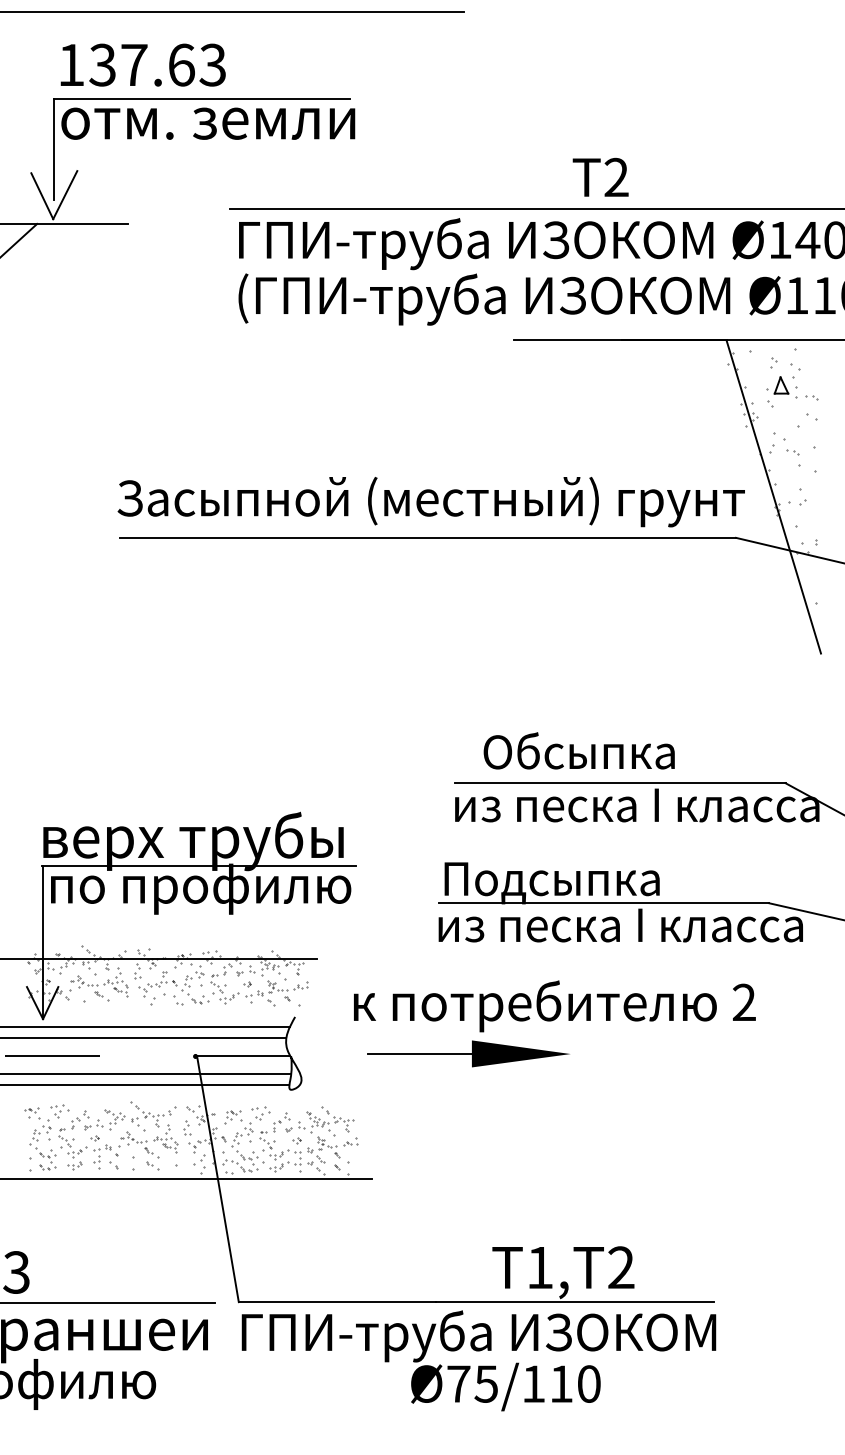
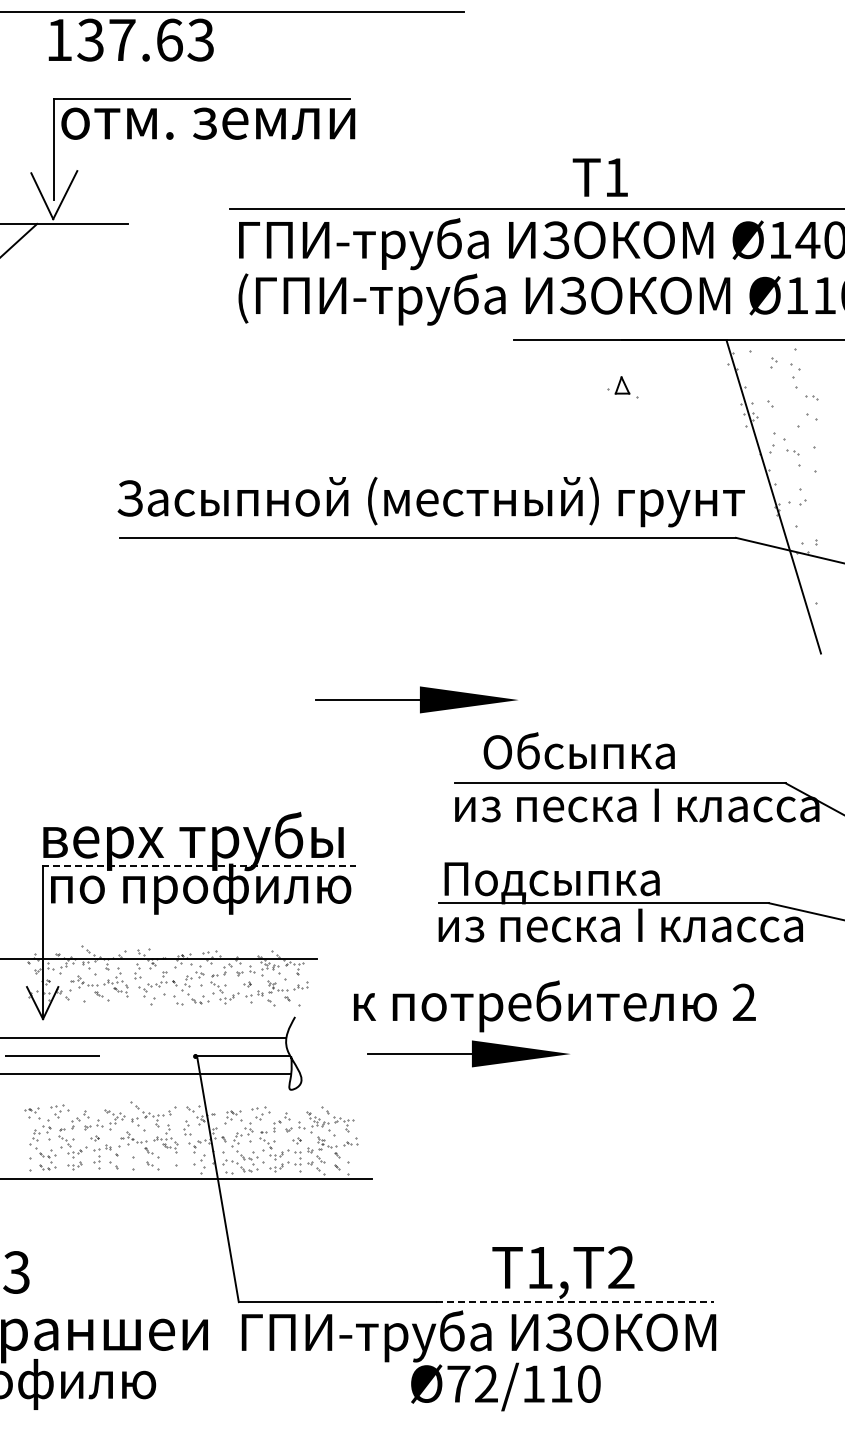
text position: (142, 64) -> (130, 39) (130, 39)
text: 2 -> 1 (616, 176)
part position: (781, 387) -> (622, 387) (622, 387)
part: none -> present (416, 699)
line: solid -> dashed (199, 865)
line: present -> none (145, 1026)
line: present -> none (145, 1085)
line: solid -> dashed (575, 1302)
line: present -> none (108, 1303)
text: Ø75/110 -> Ø72/110 (485, 1383)
